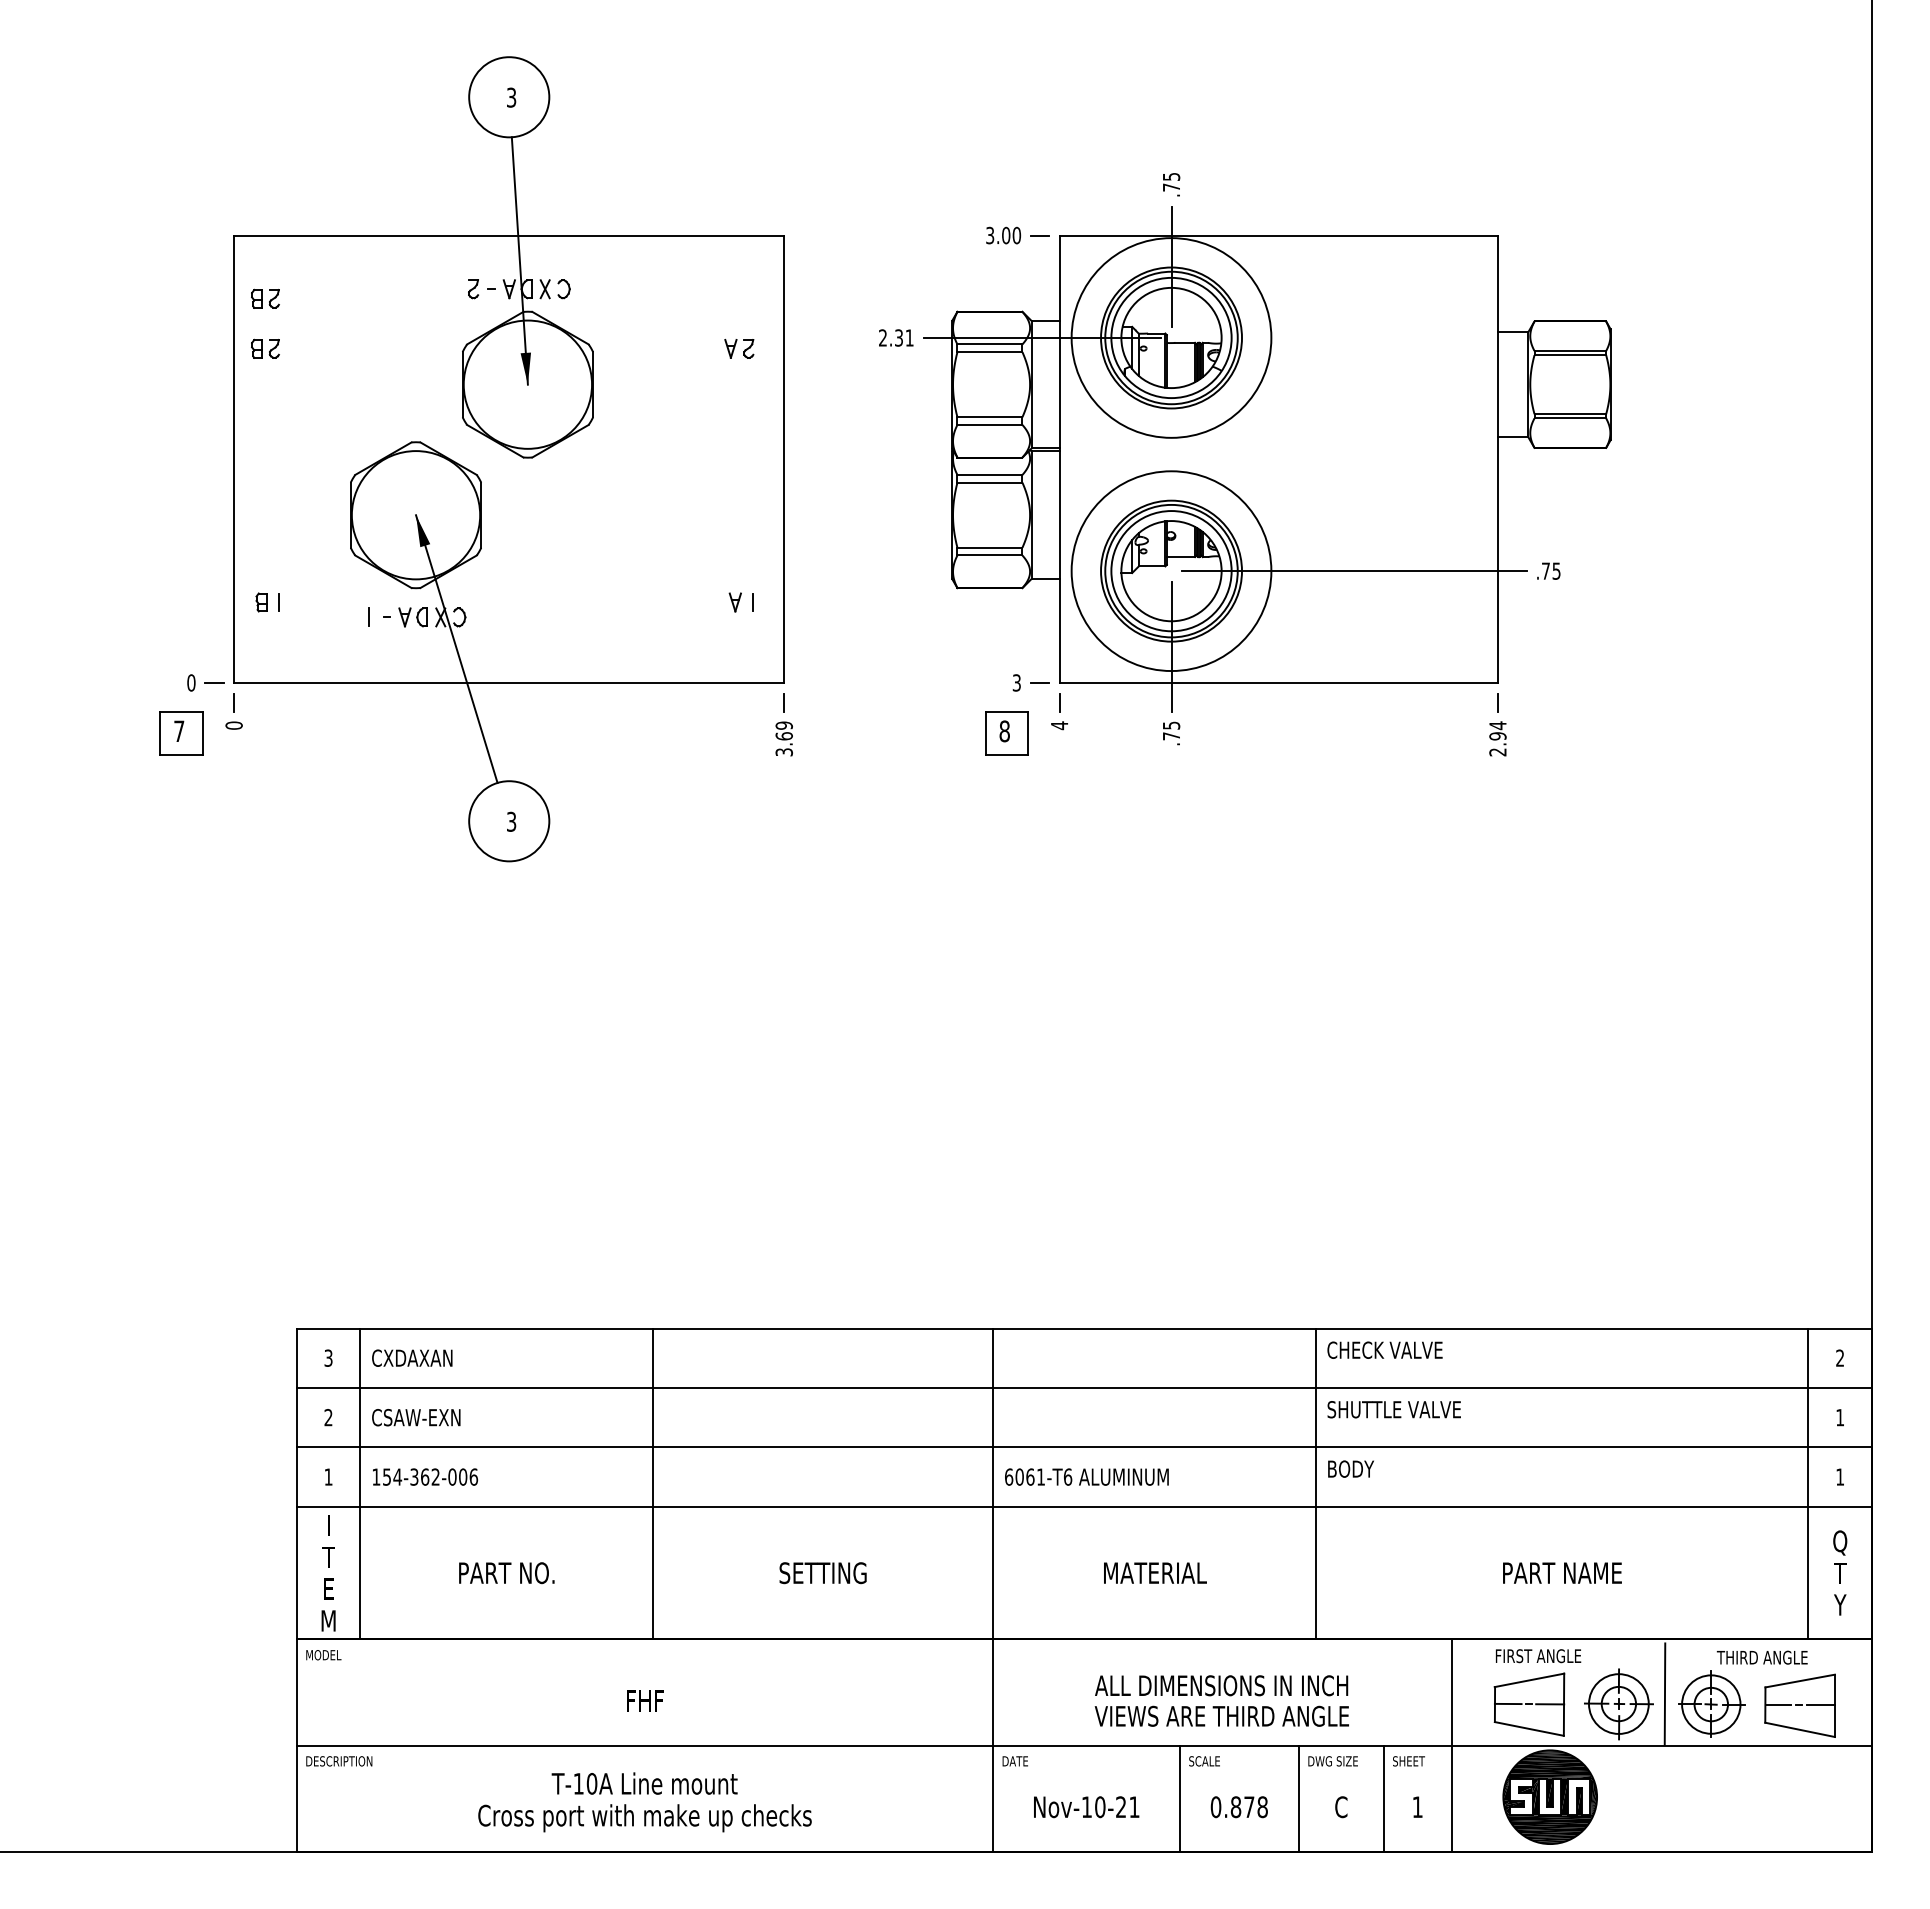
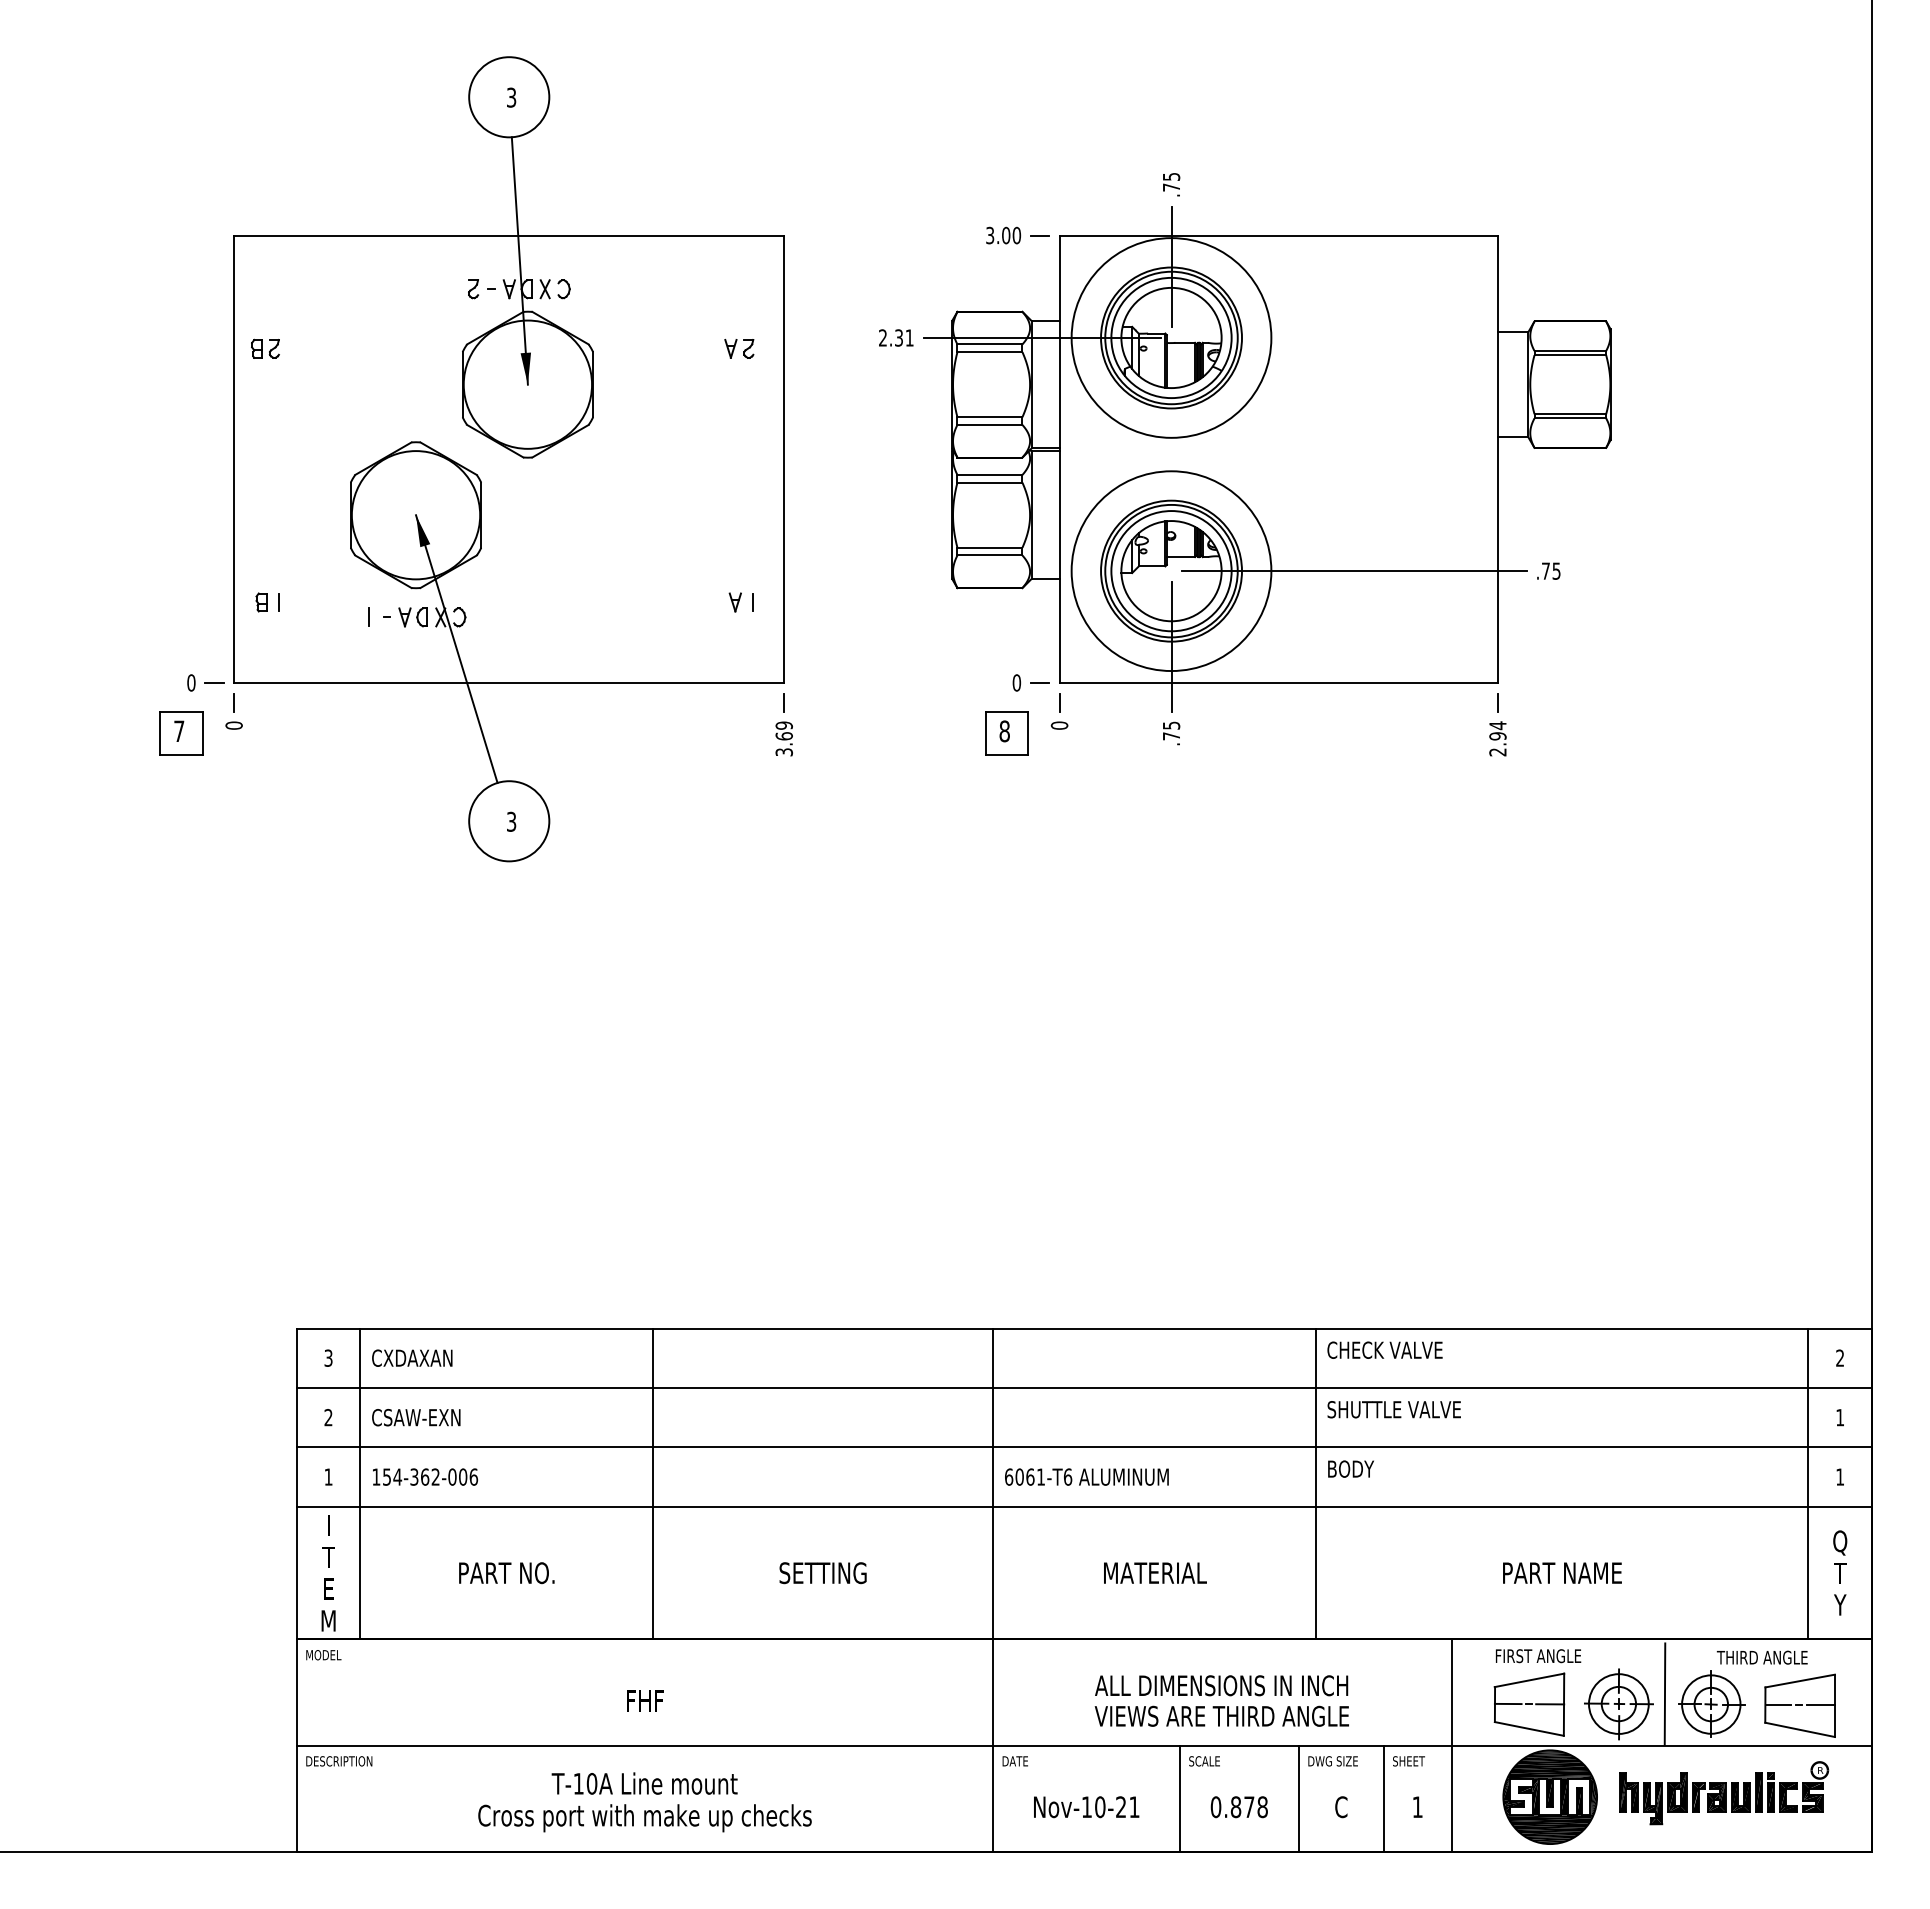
part: present -> none (265, 298)
text: 3 -> 0 (1016, 682)
text: 4 -> 0 (1059, 725)
part: none -> present (1724, 1793)
